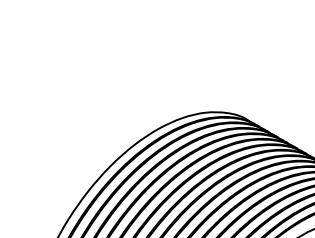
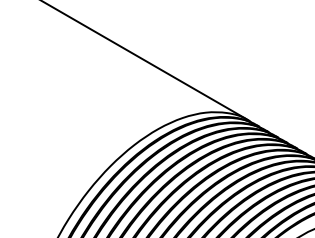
line: none -> present (146, 61)
